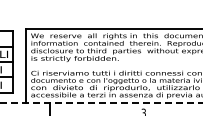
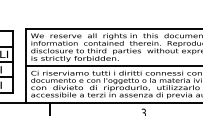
line: none -> present (112, 66)
line: dashed -> solid (101, 102)
